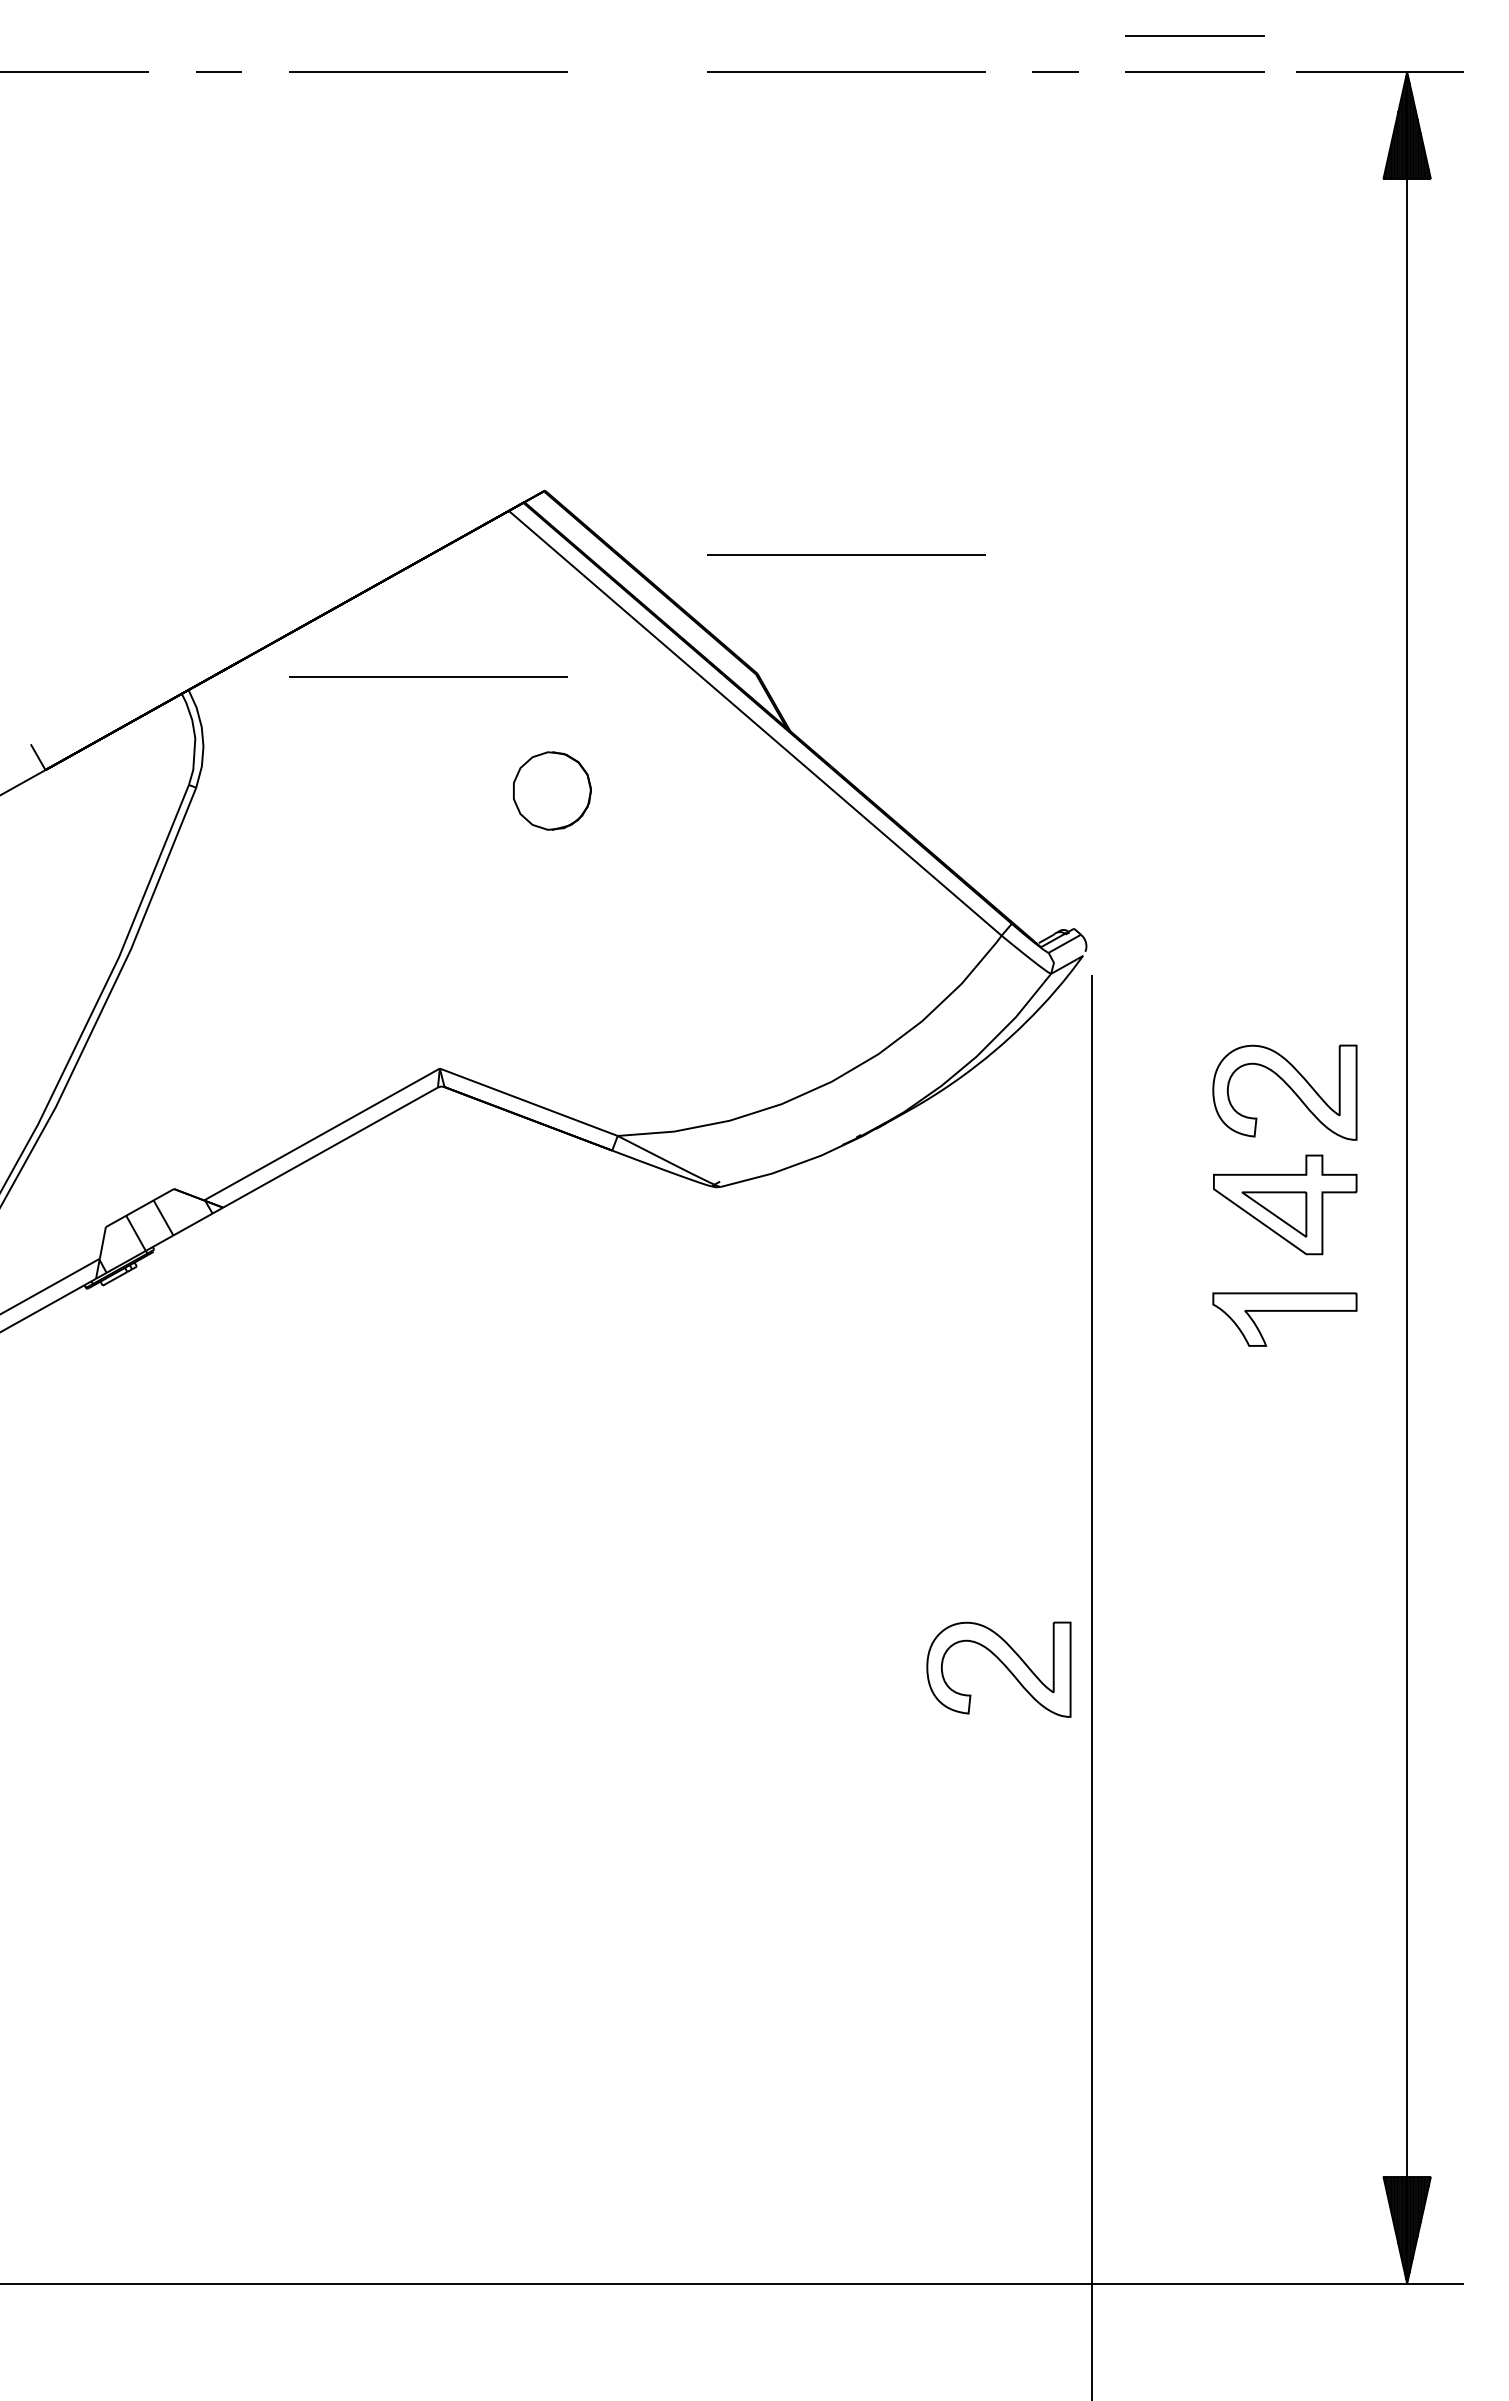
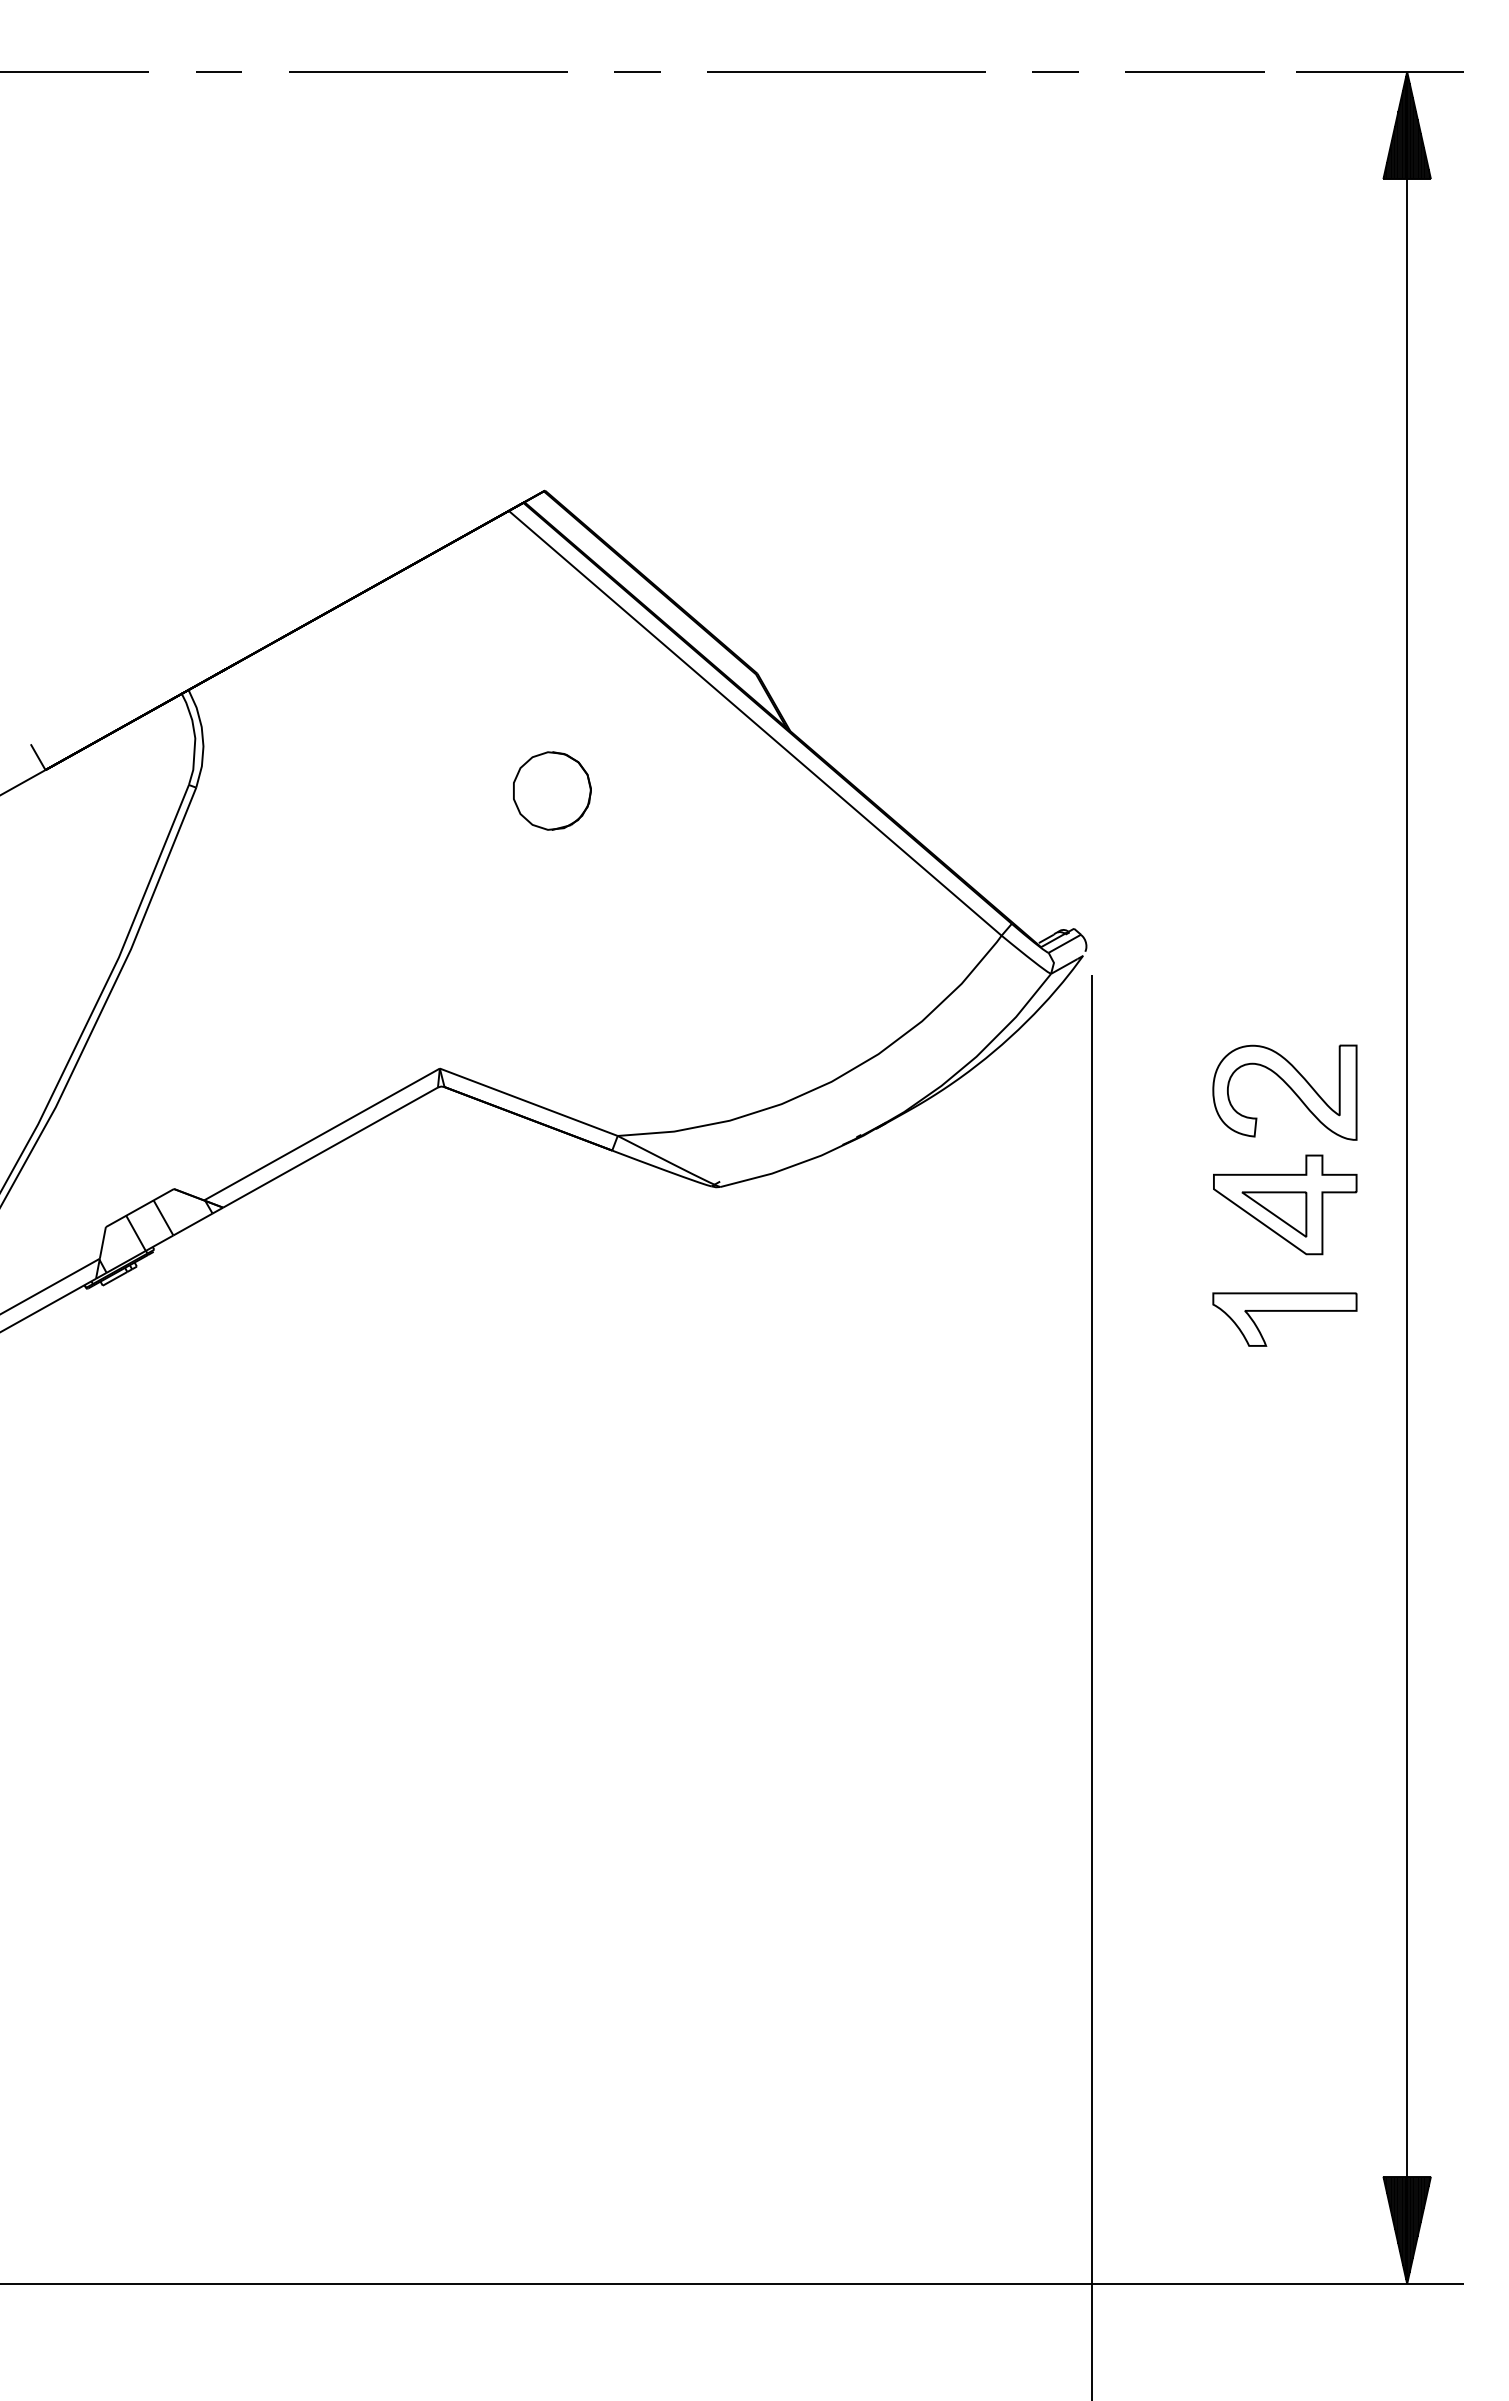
line: present -> none (1194, 35)
line: none -> present (637, 71)
line: present -> none (846, 554)
line: present -> none (428, 676)
part: present -> none (1002, 1664)
